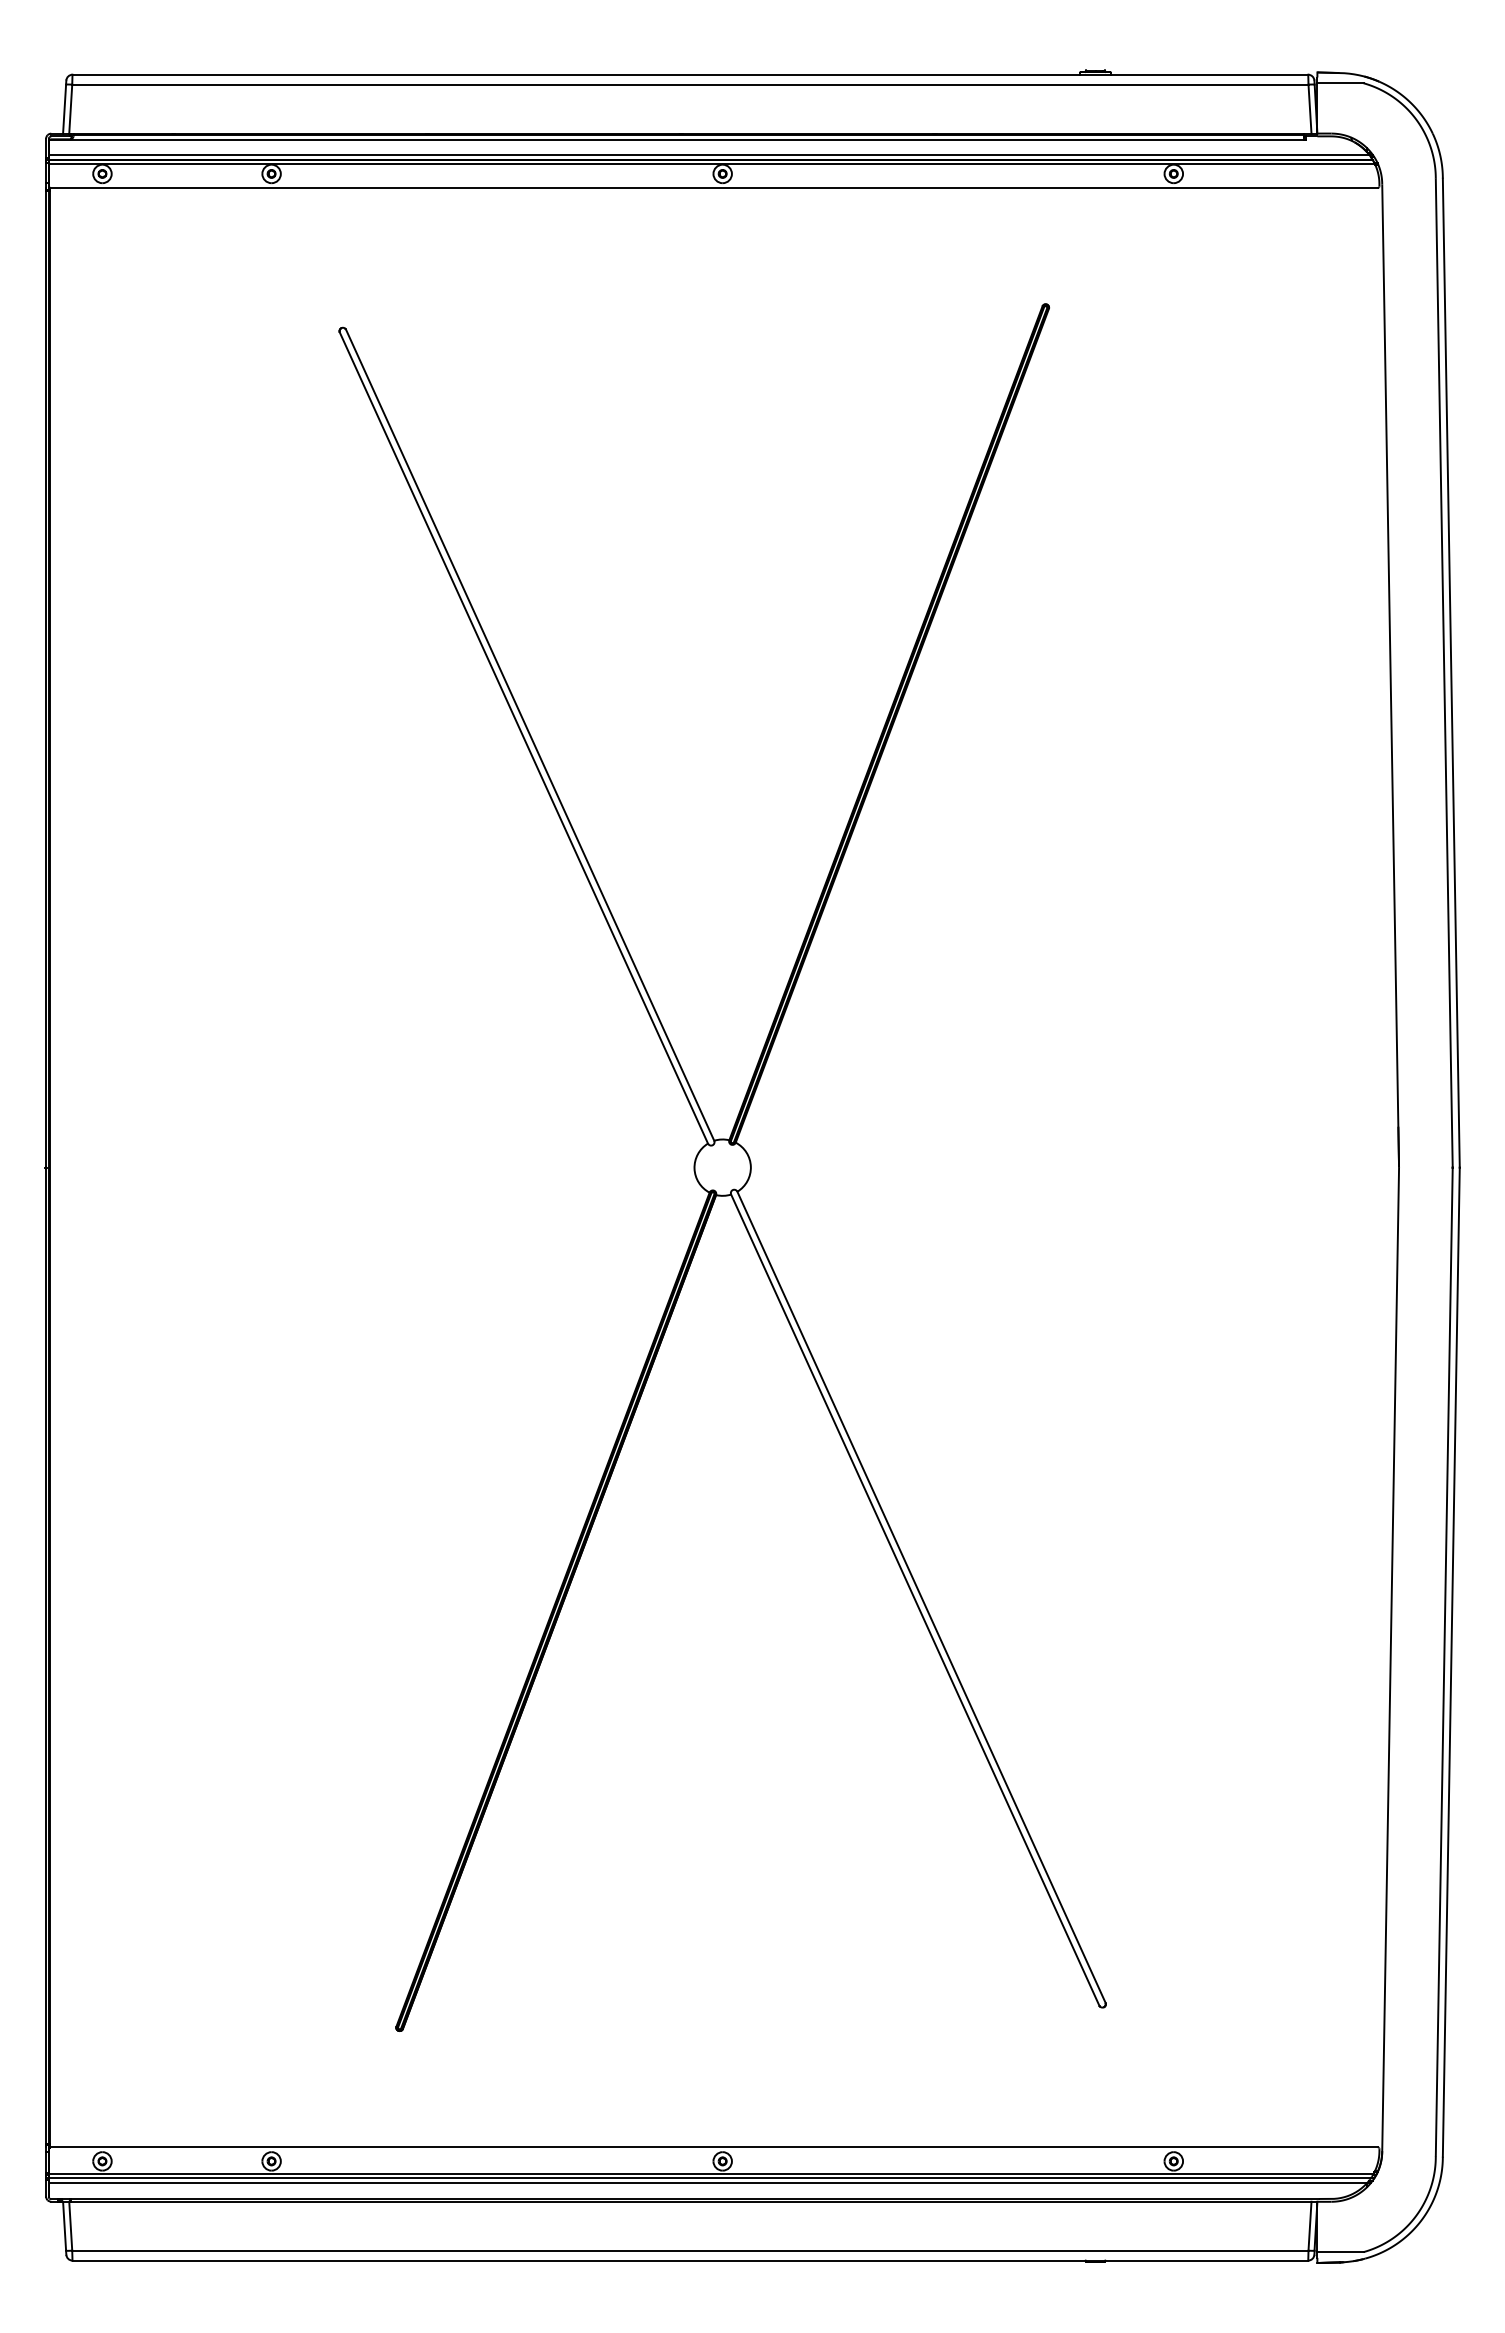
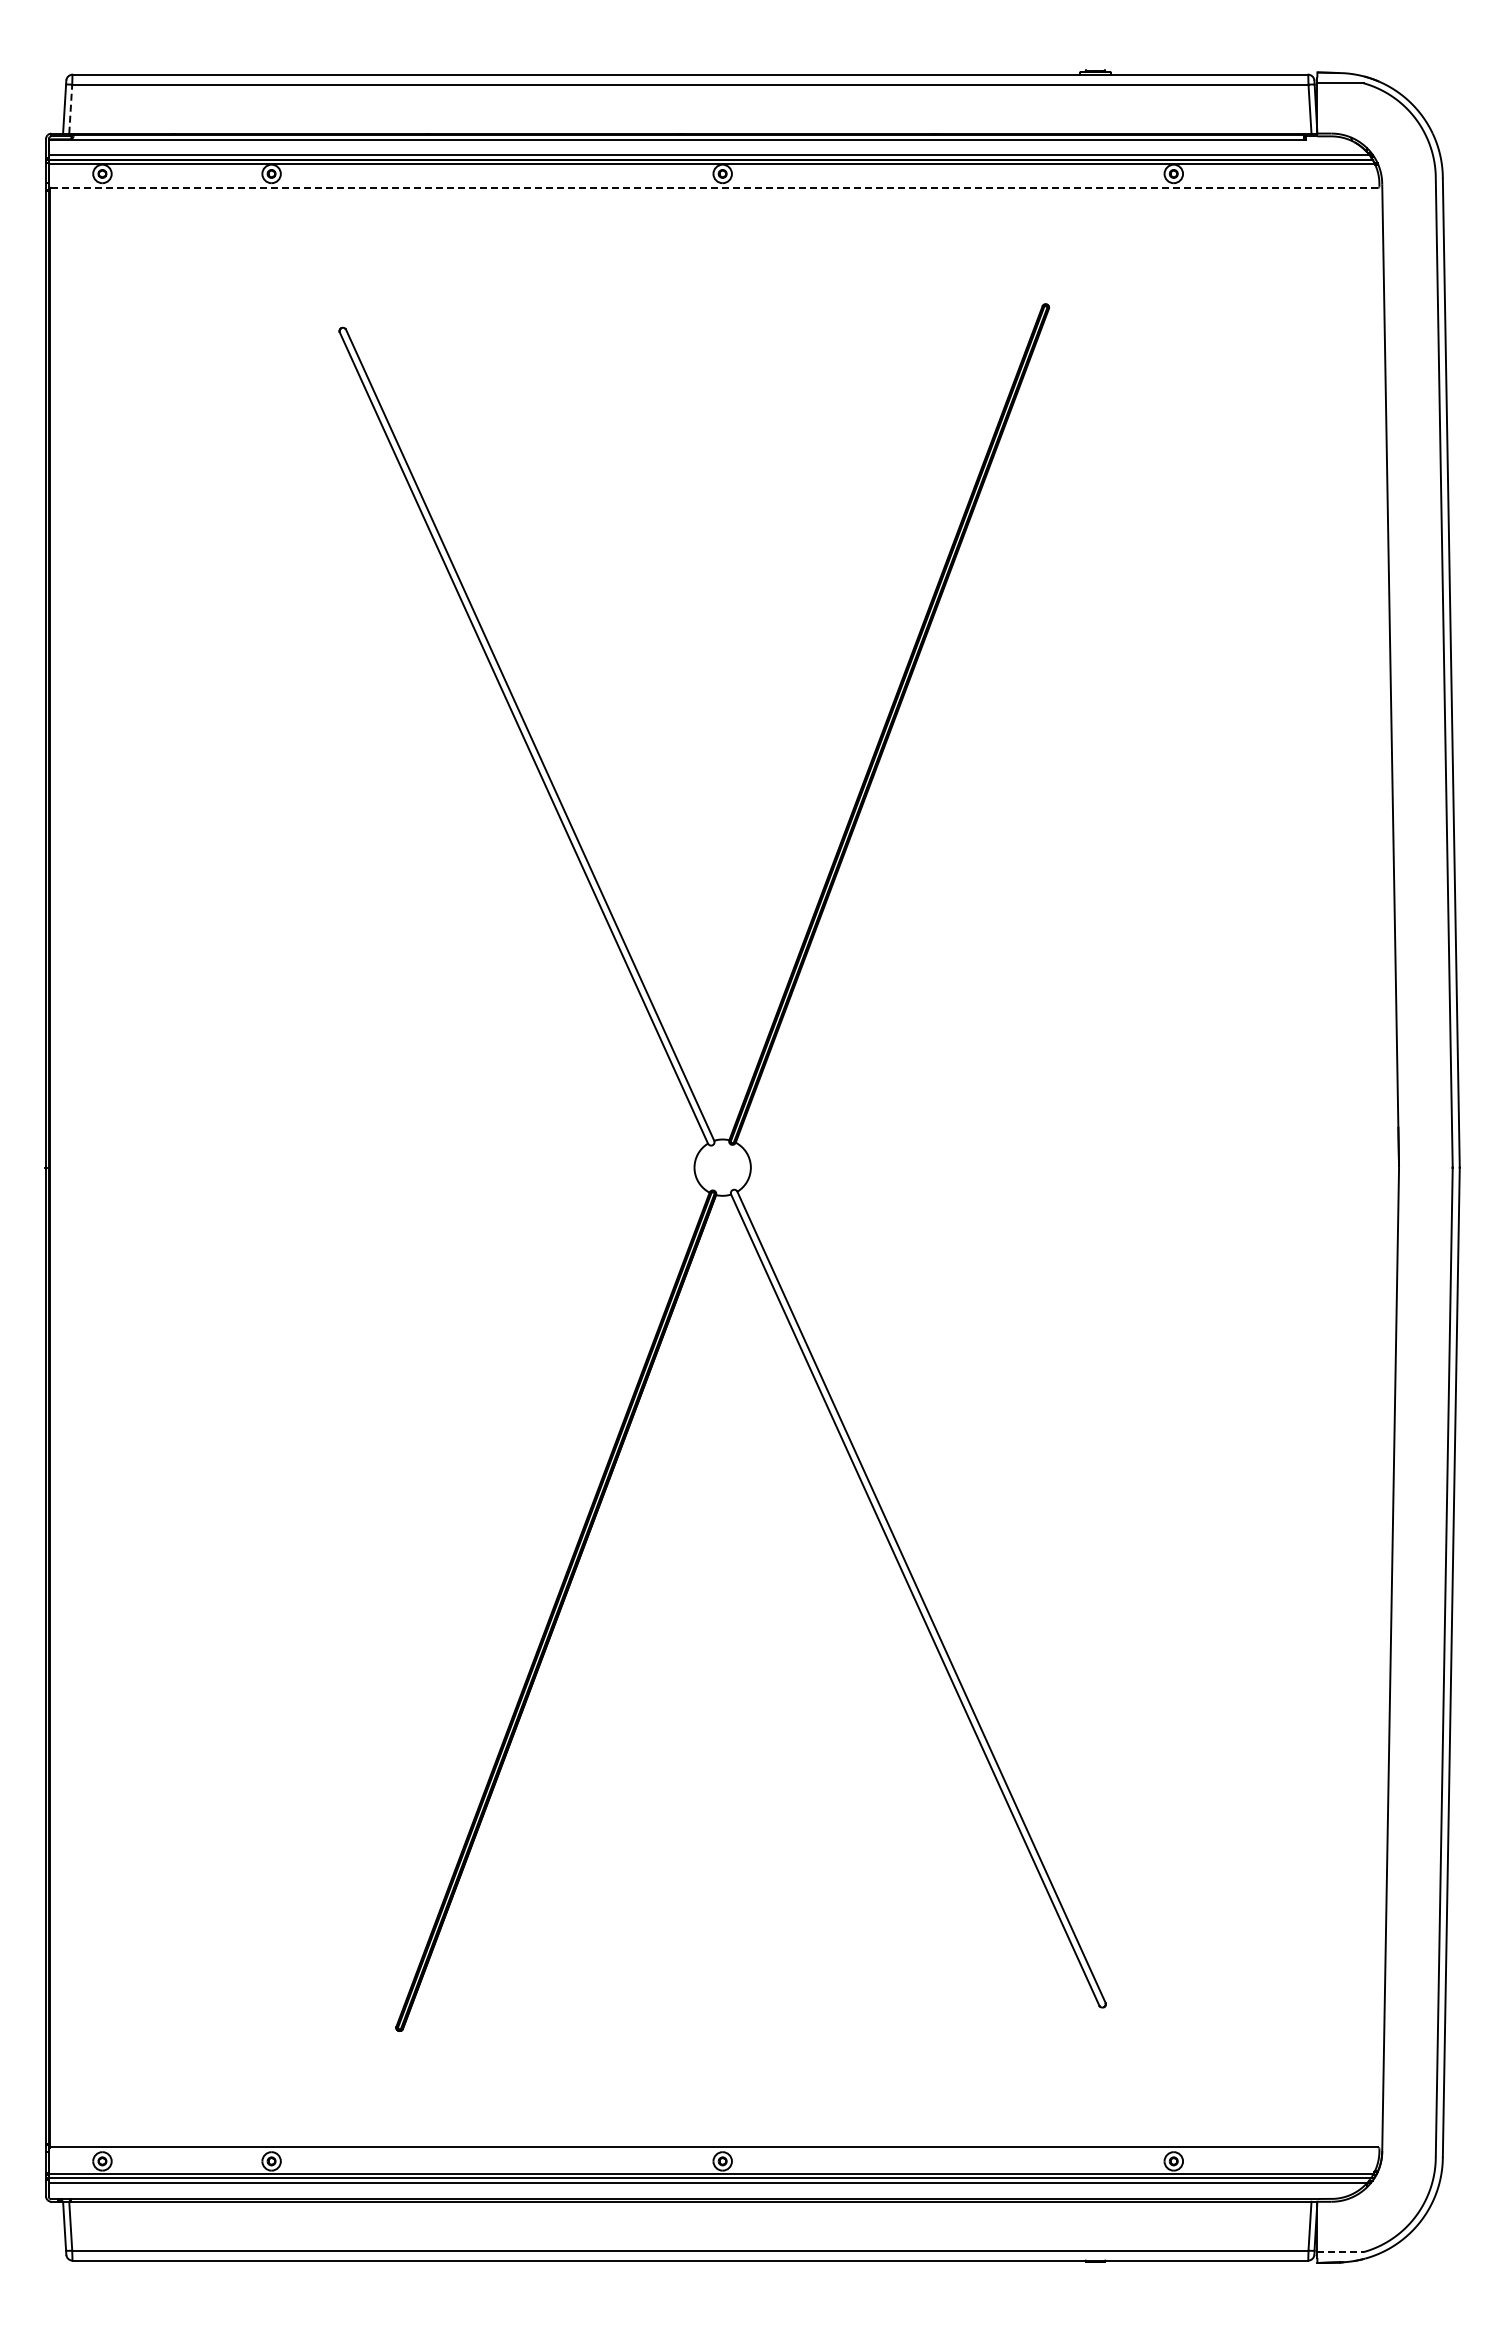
line: solid -> dashed (70, 109)
line: solid -> dashed (713, 187)
line: solid -> dashed (1340, 2252)
